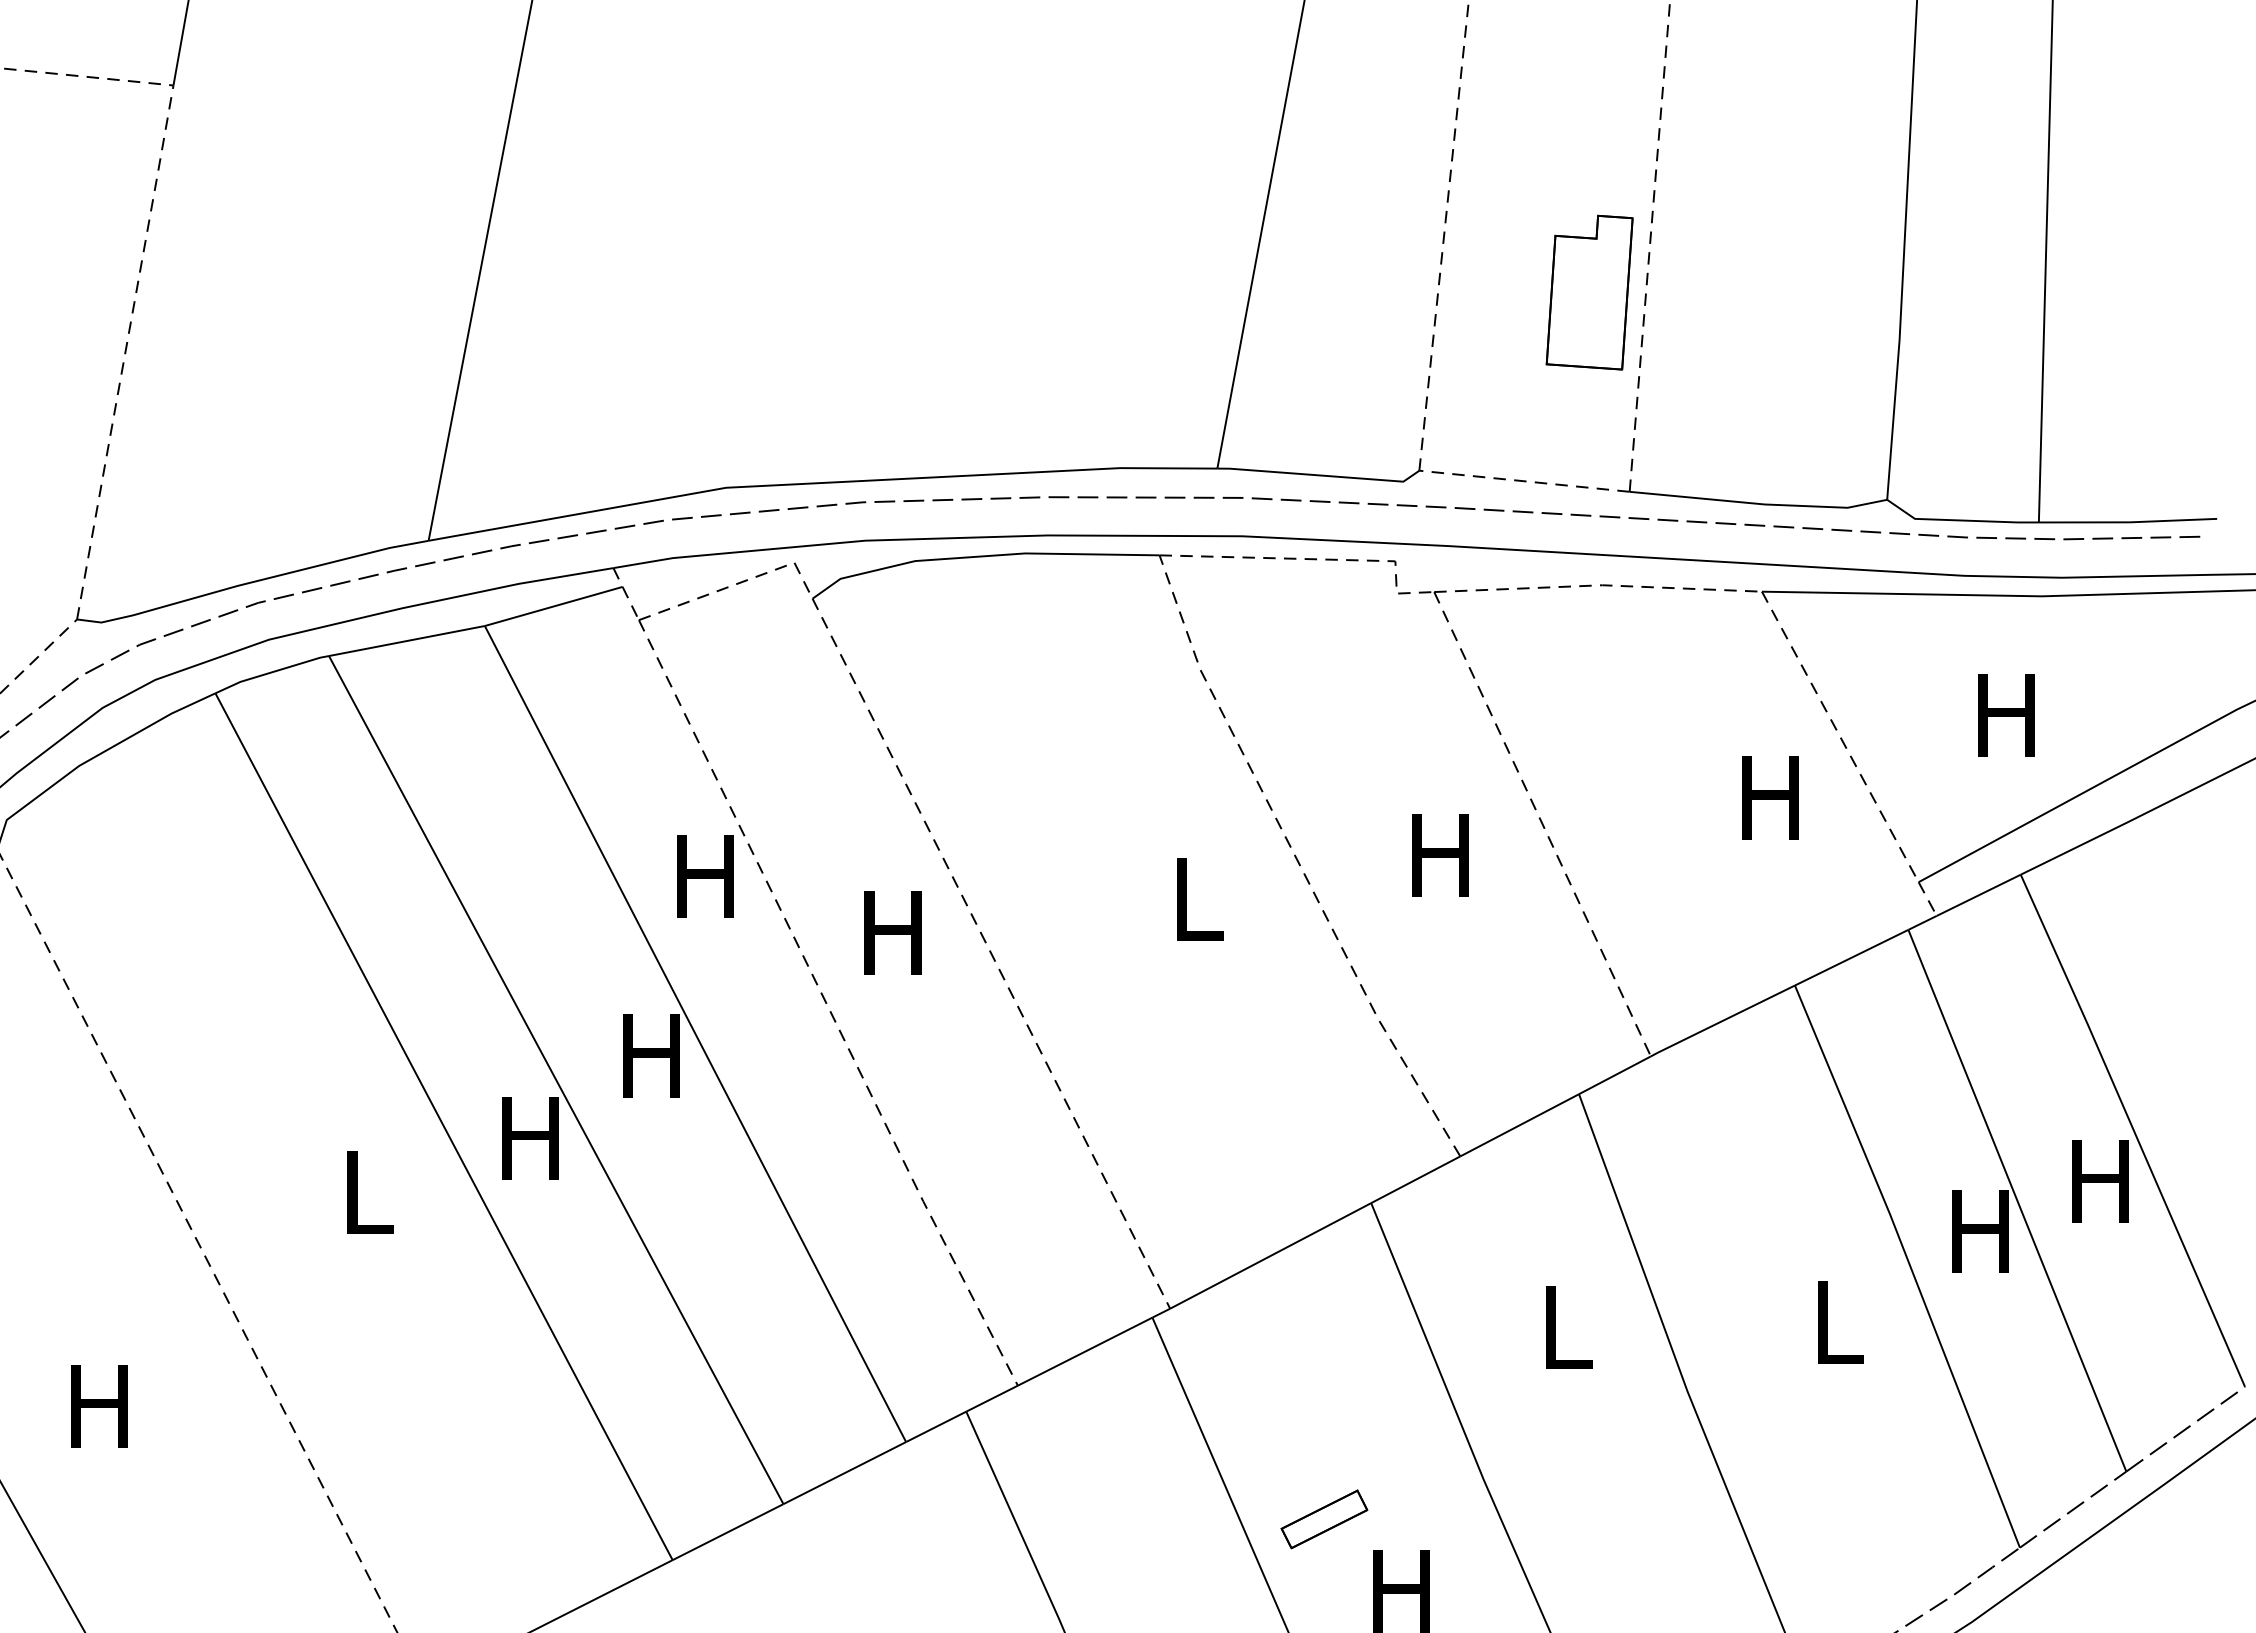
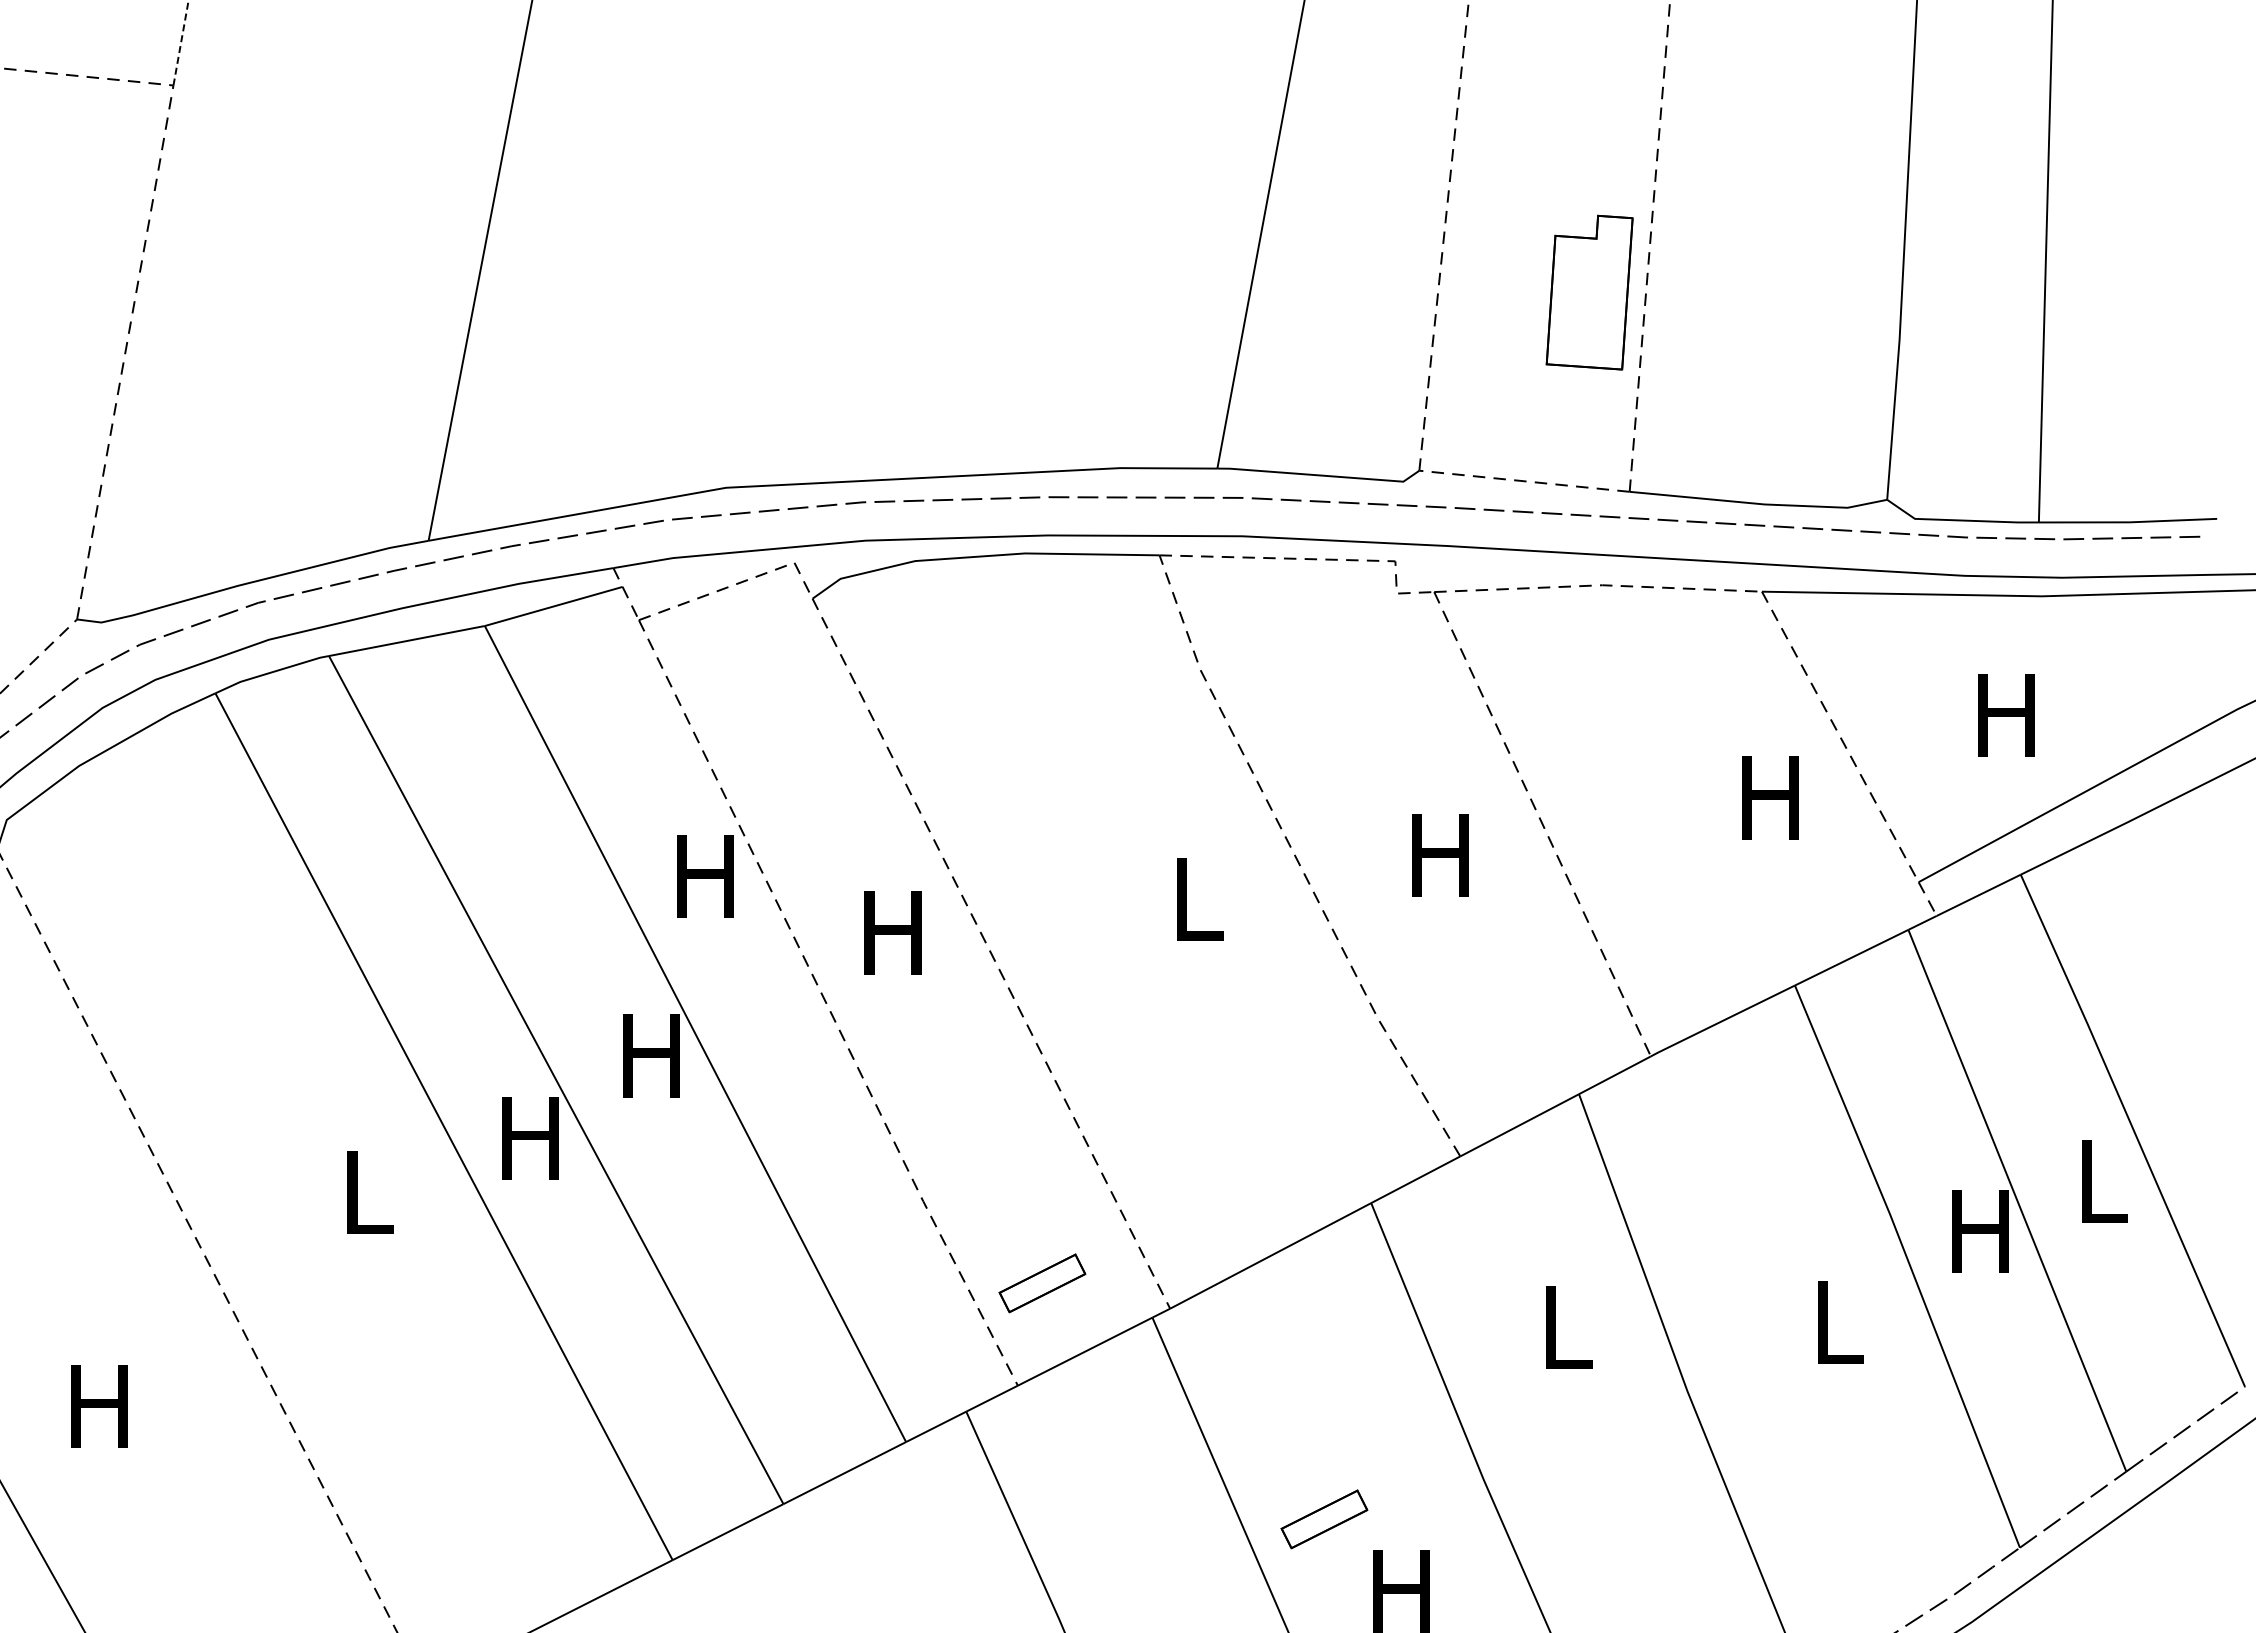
line: solid -> dashed (181, 43)
text: H -> L (2100, 1181)
part: none -> present (1042, 1283)
